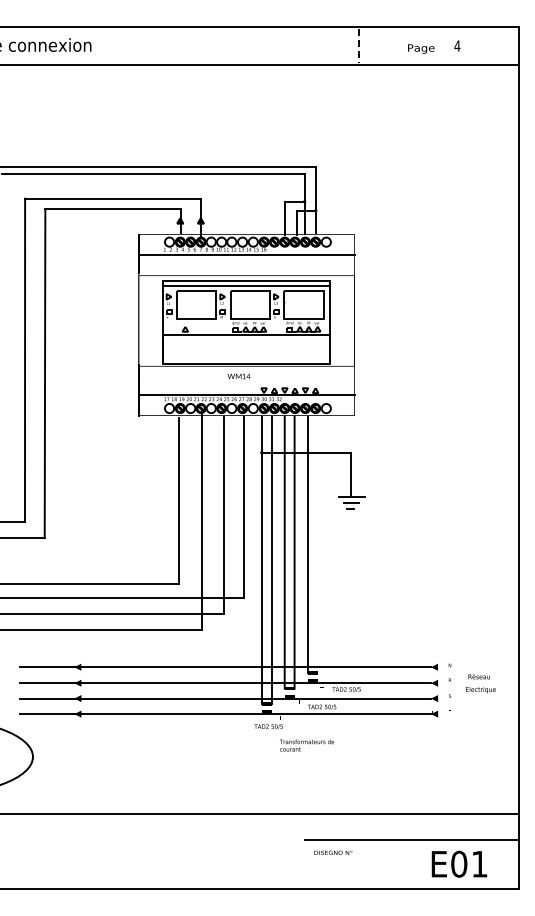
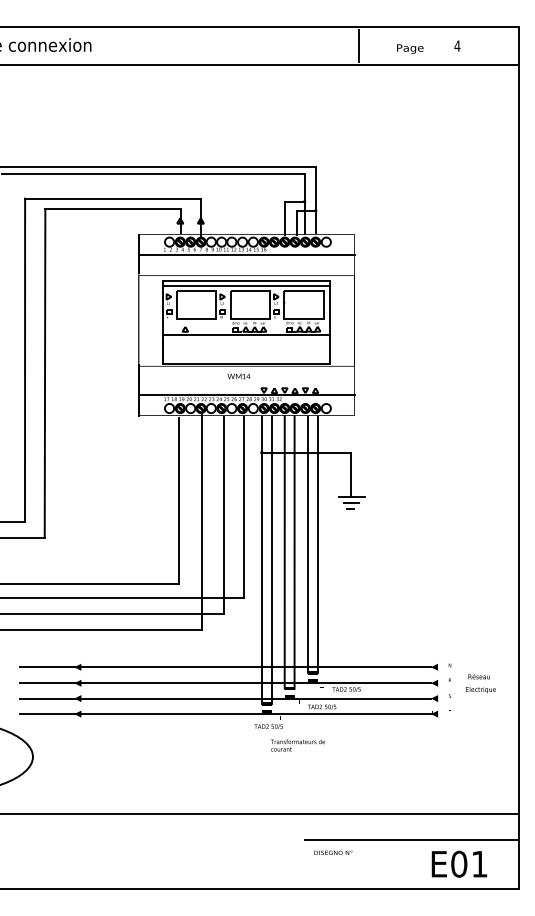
line: dashed -> solid (358, 46)
text position: (421, 48) -> (410, 48) (410, 48)
line: none -> present (317, 544)
text position: (306, 745) -> (297, 745) (297, 745)
